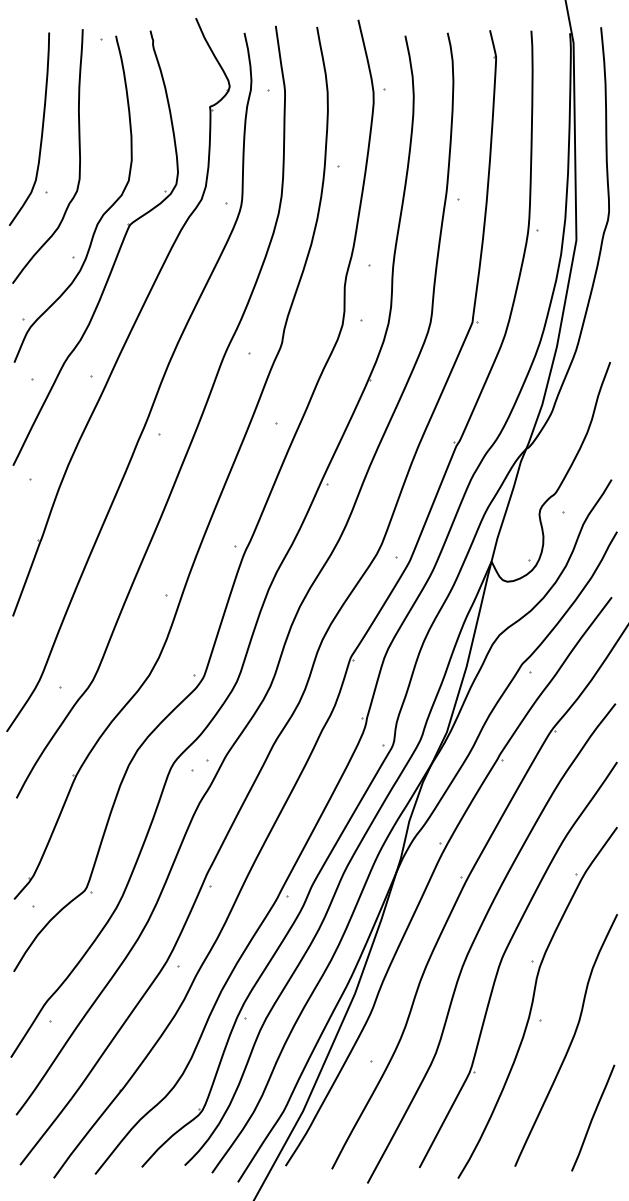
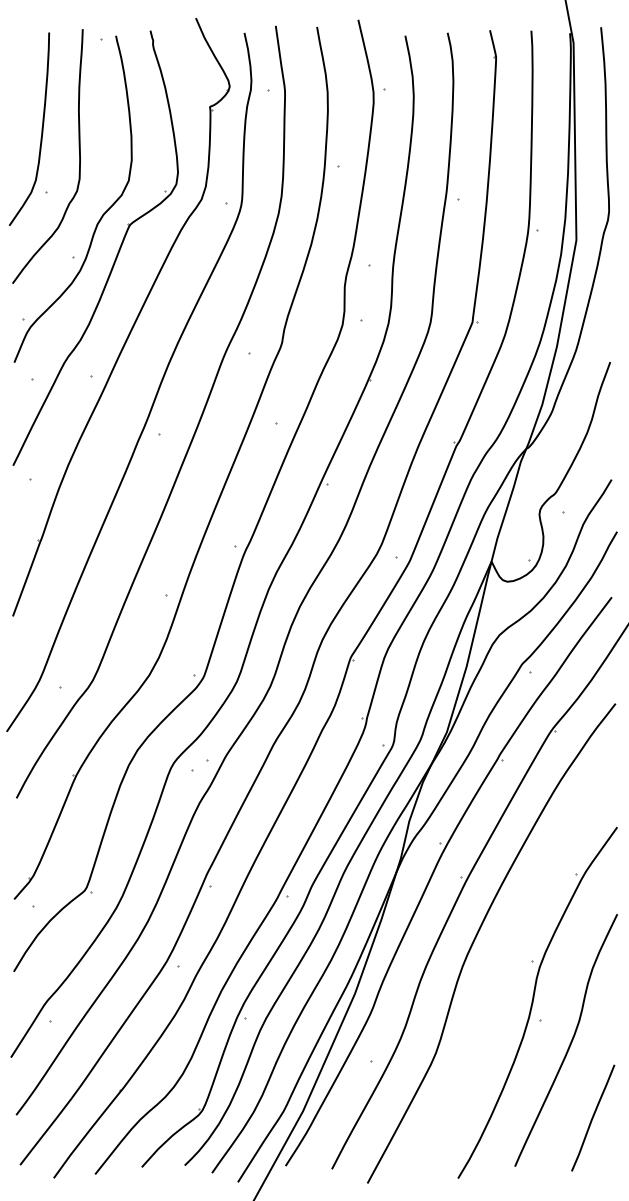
part: present -> none (502, 960)
